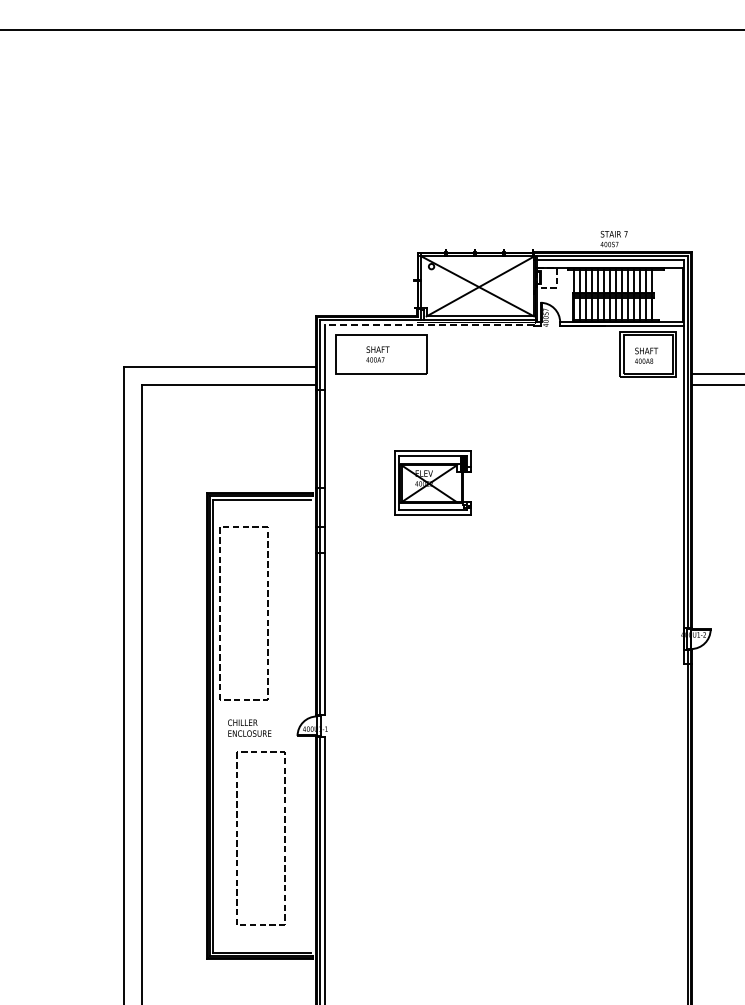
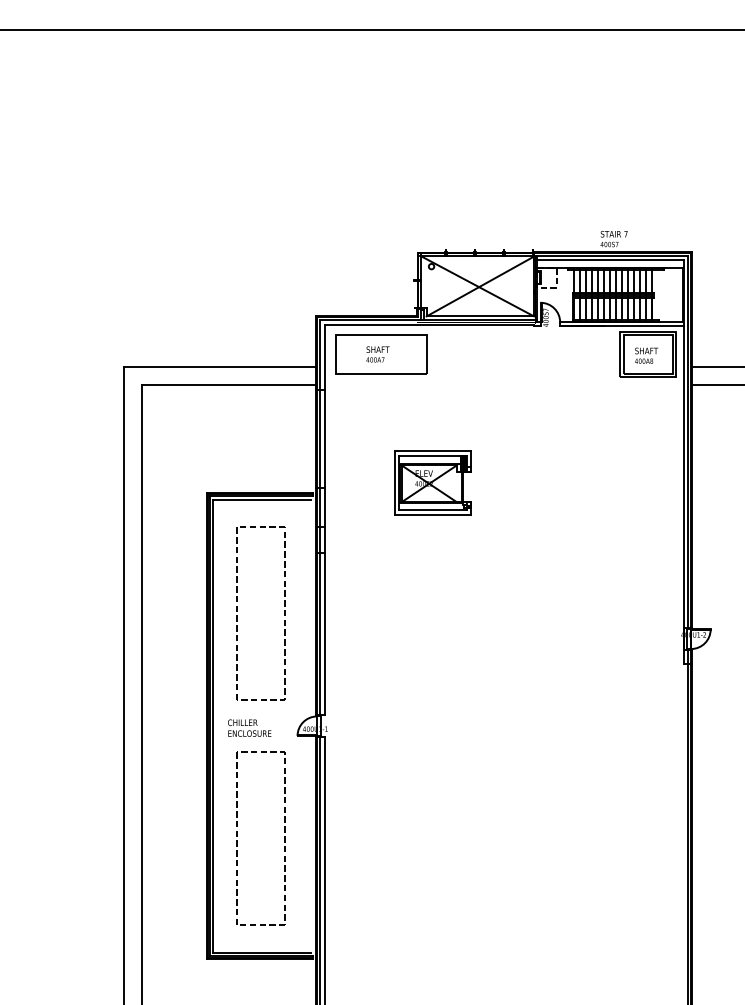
line: dashed -> solid (429, 324)
line position: (716, 373) -> (716, 366) (716, 366)
part position: (220, 611) -> (237, 611) (237, 611)
